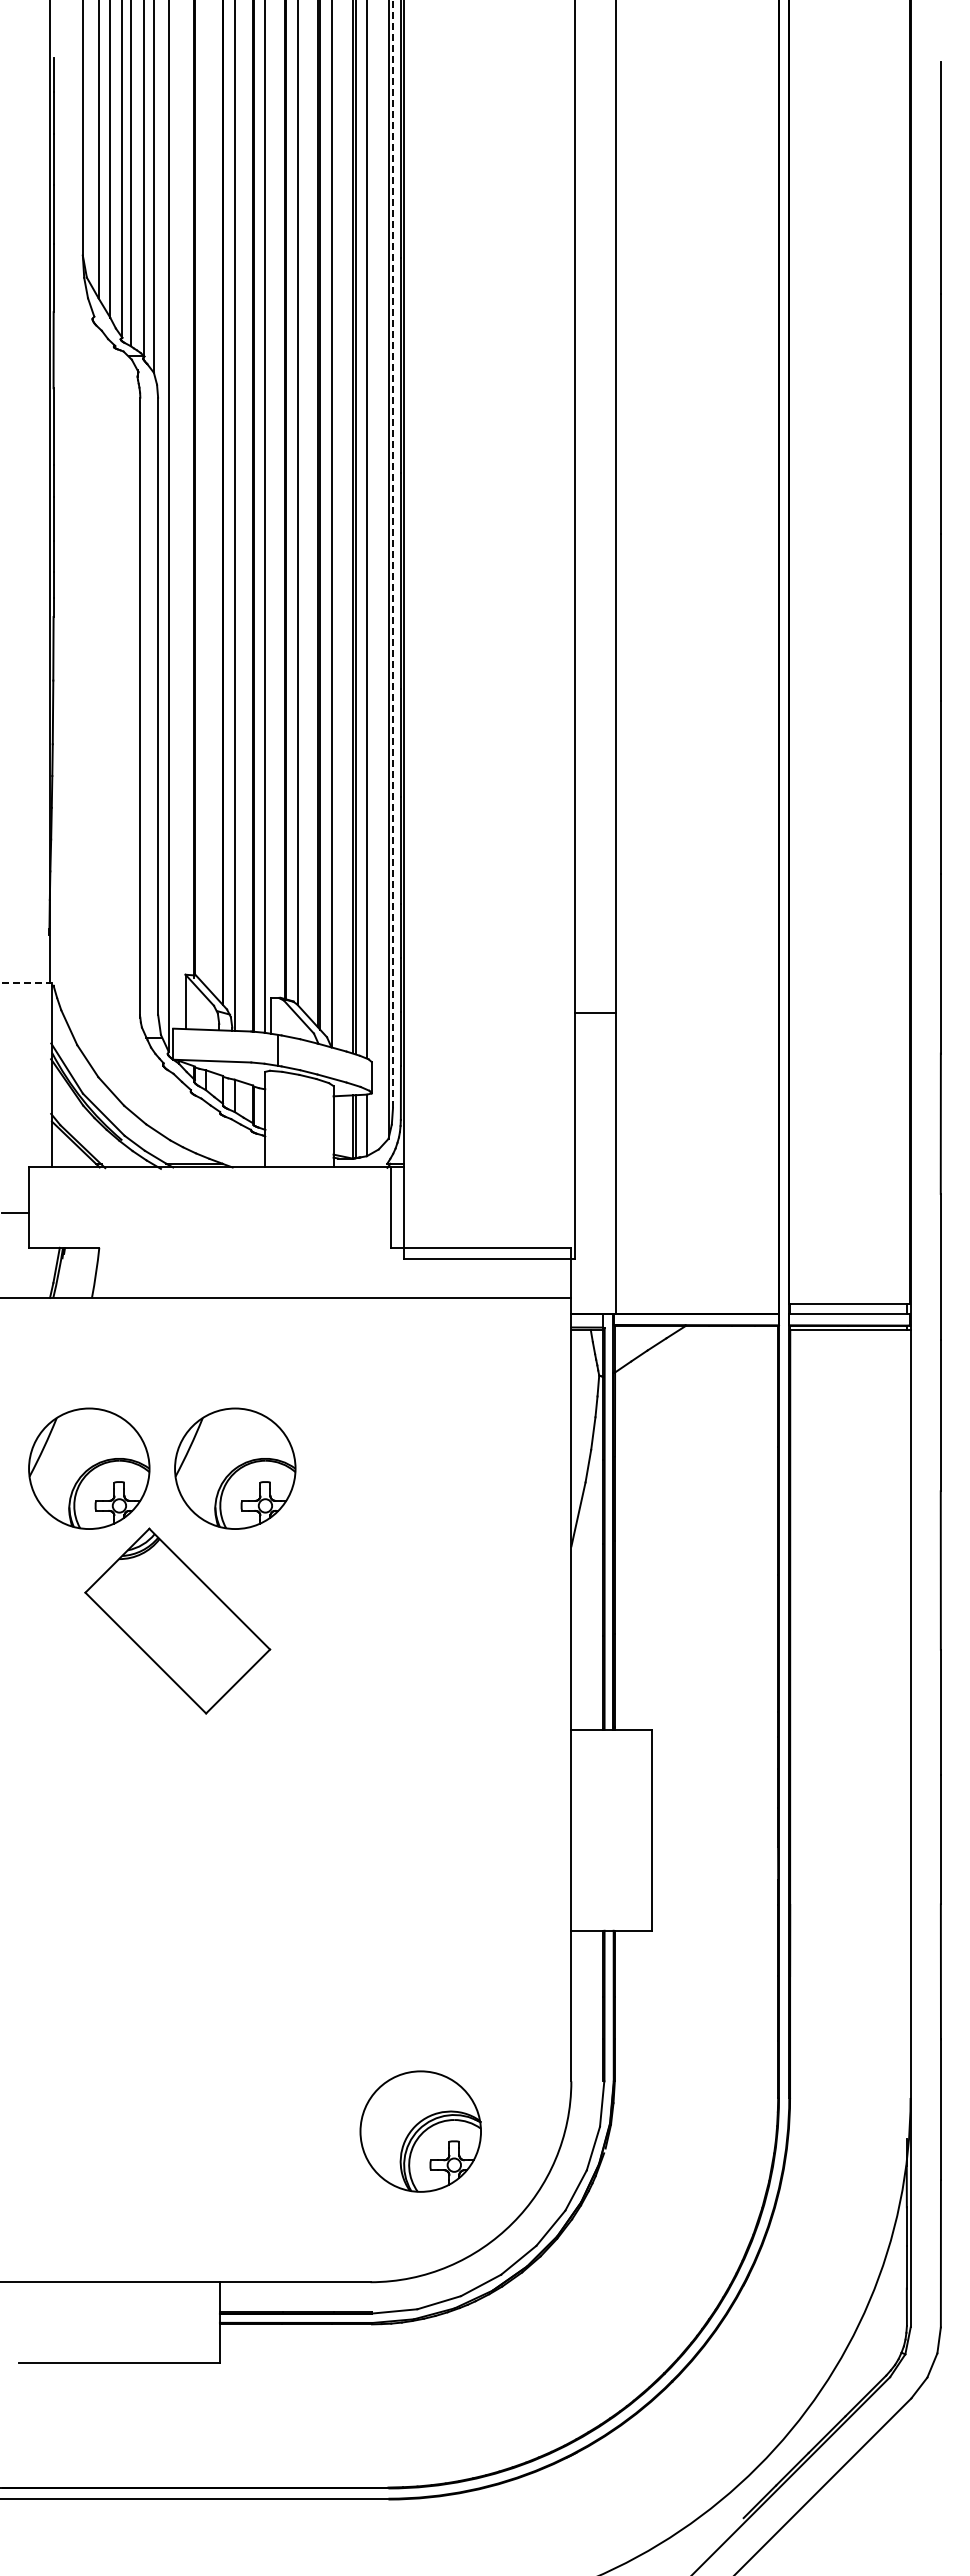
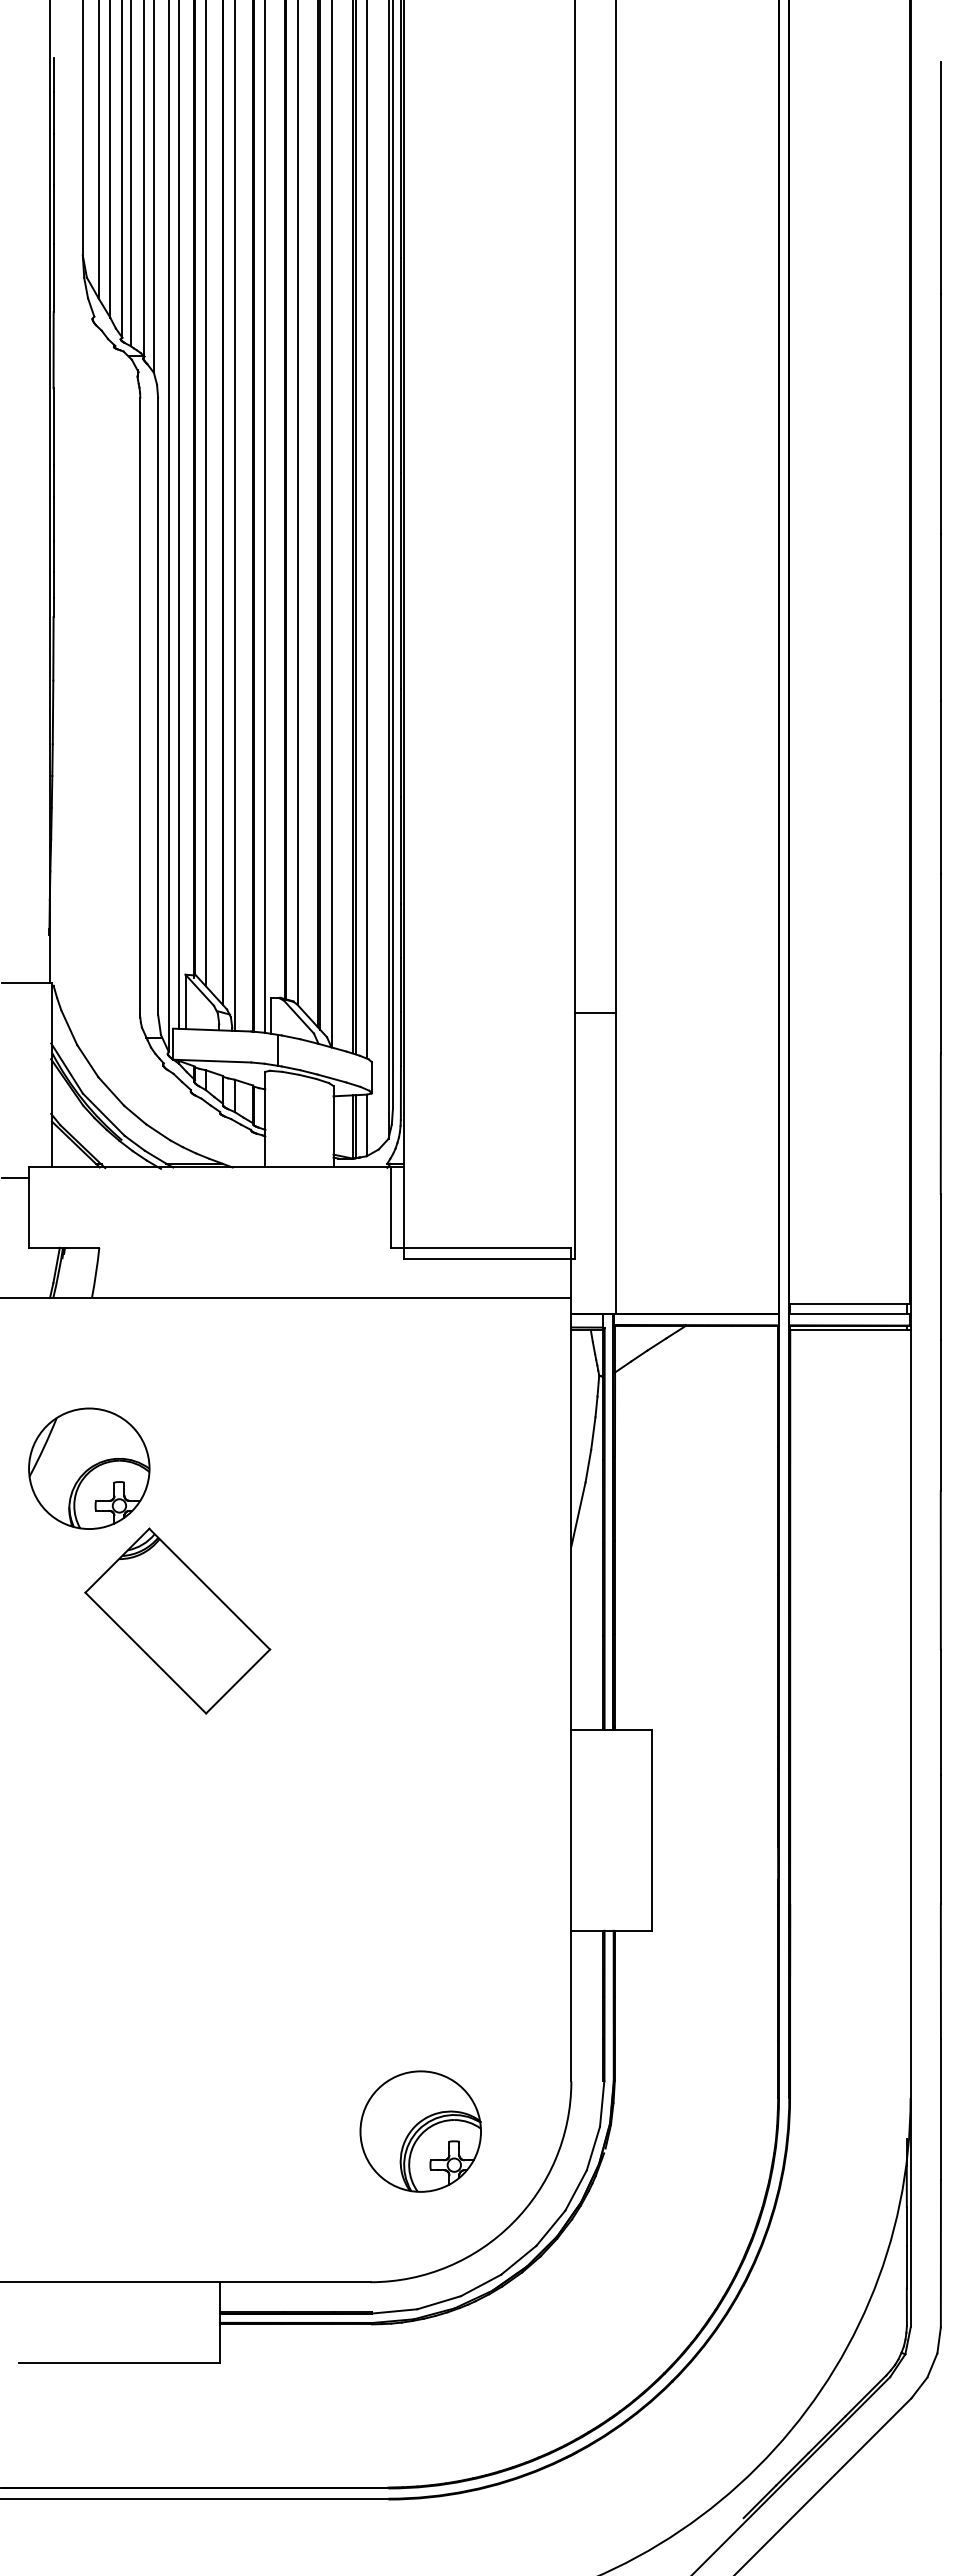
line: none -> present (205, 494)
line: none -> present (178, 515)
line: dashed -> solid (393, 554)
line: dashed -> solid (27, 982)
line position: (15, 1213) -> (15, 1178) (15, 1178)
part: present -> none (235, 1468)
